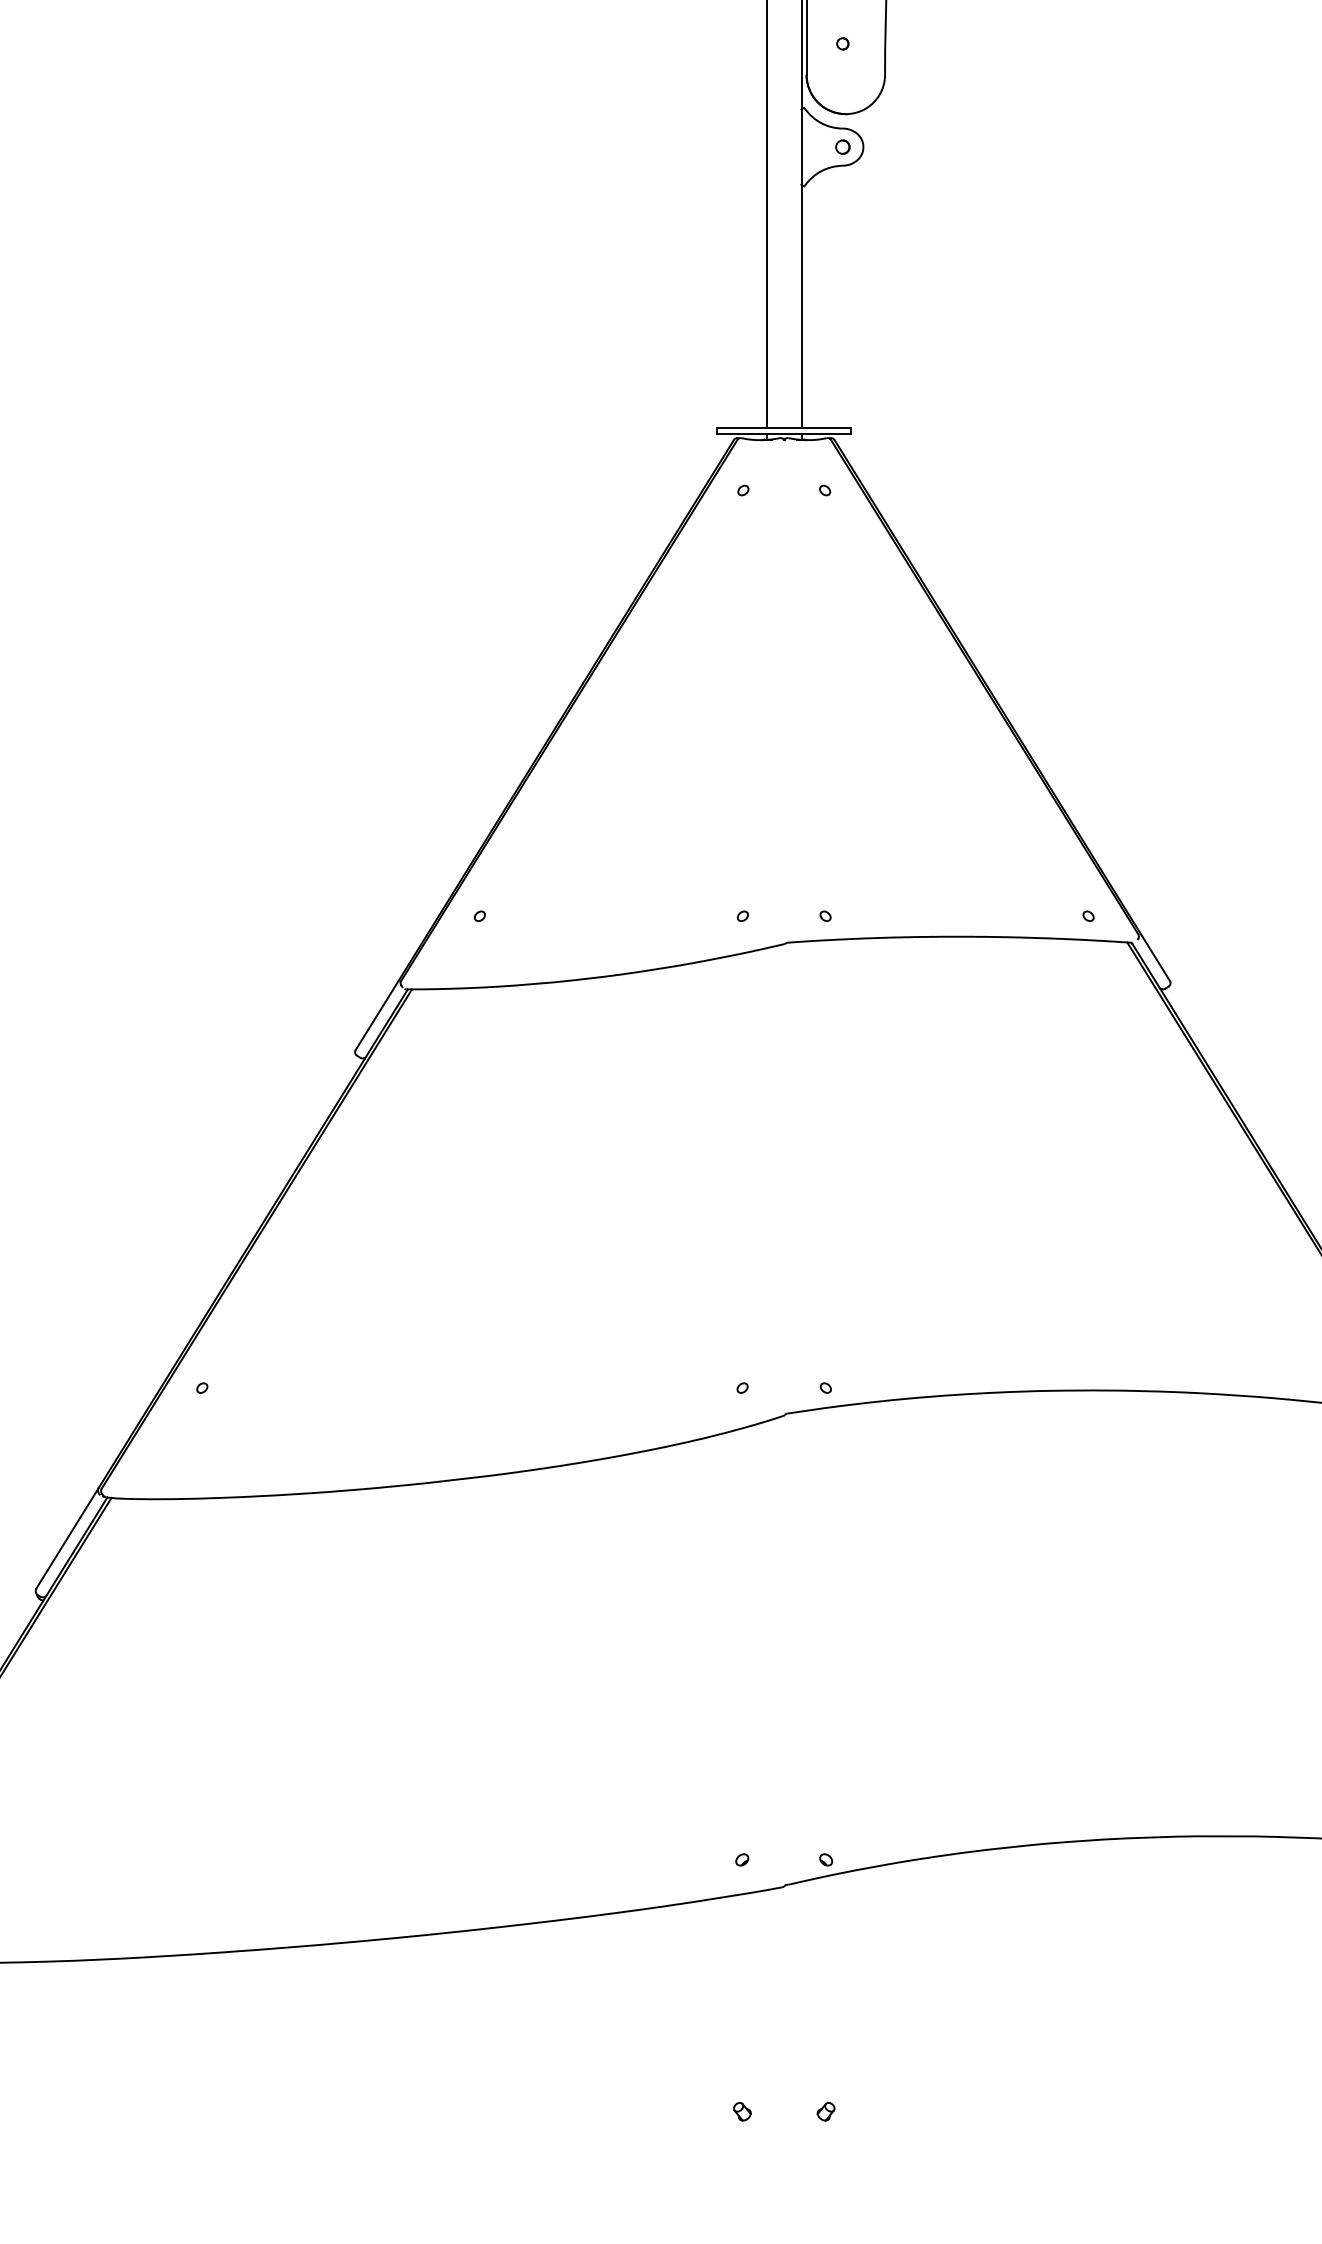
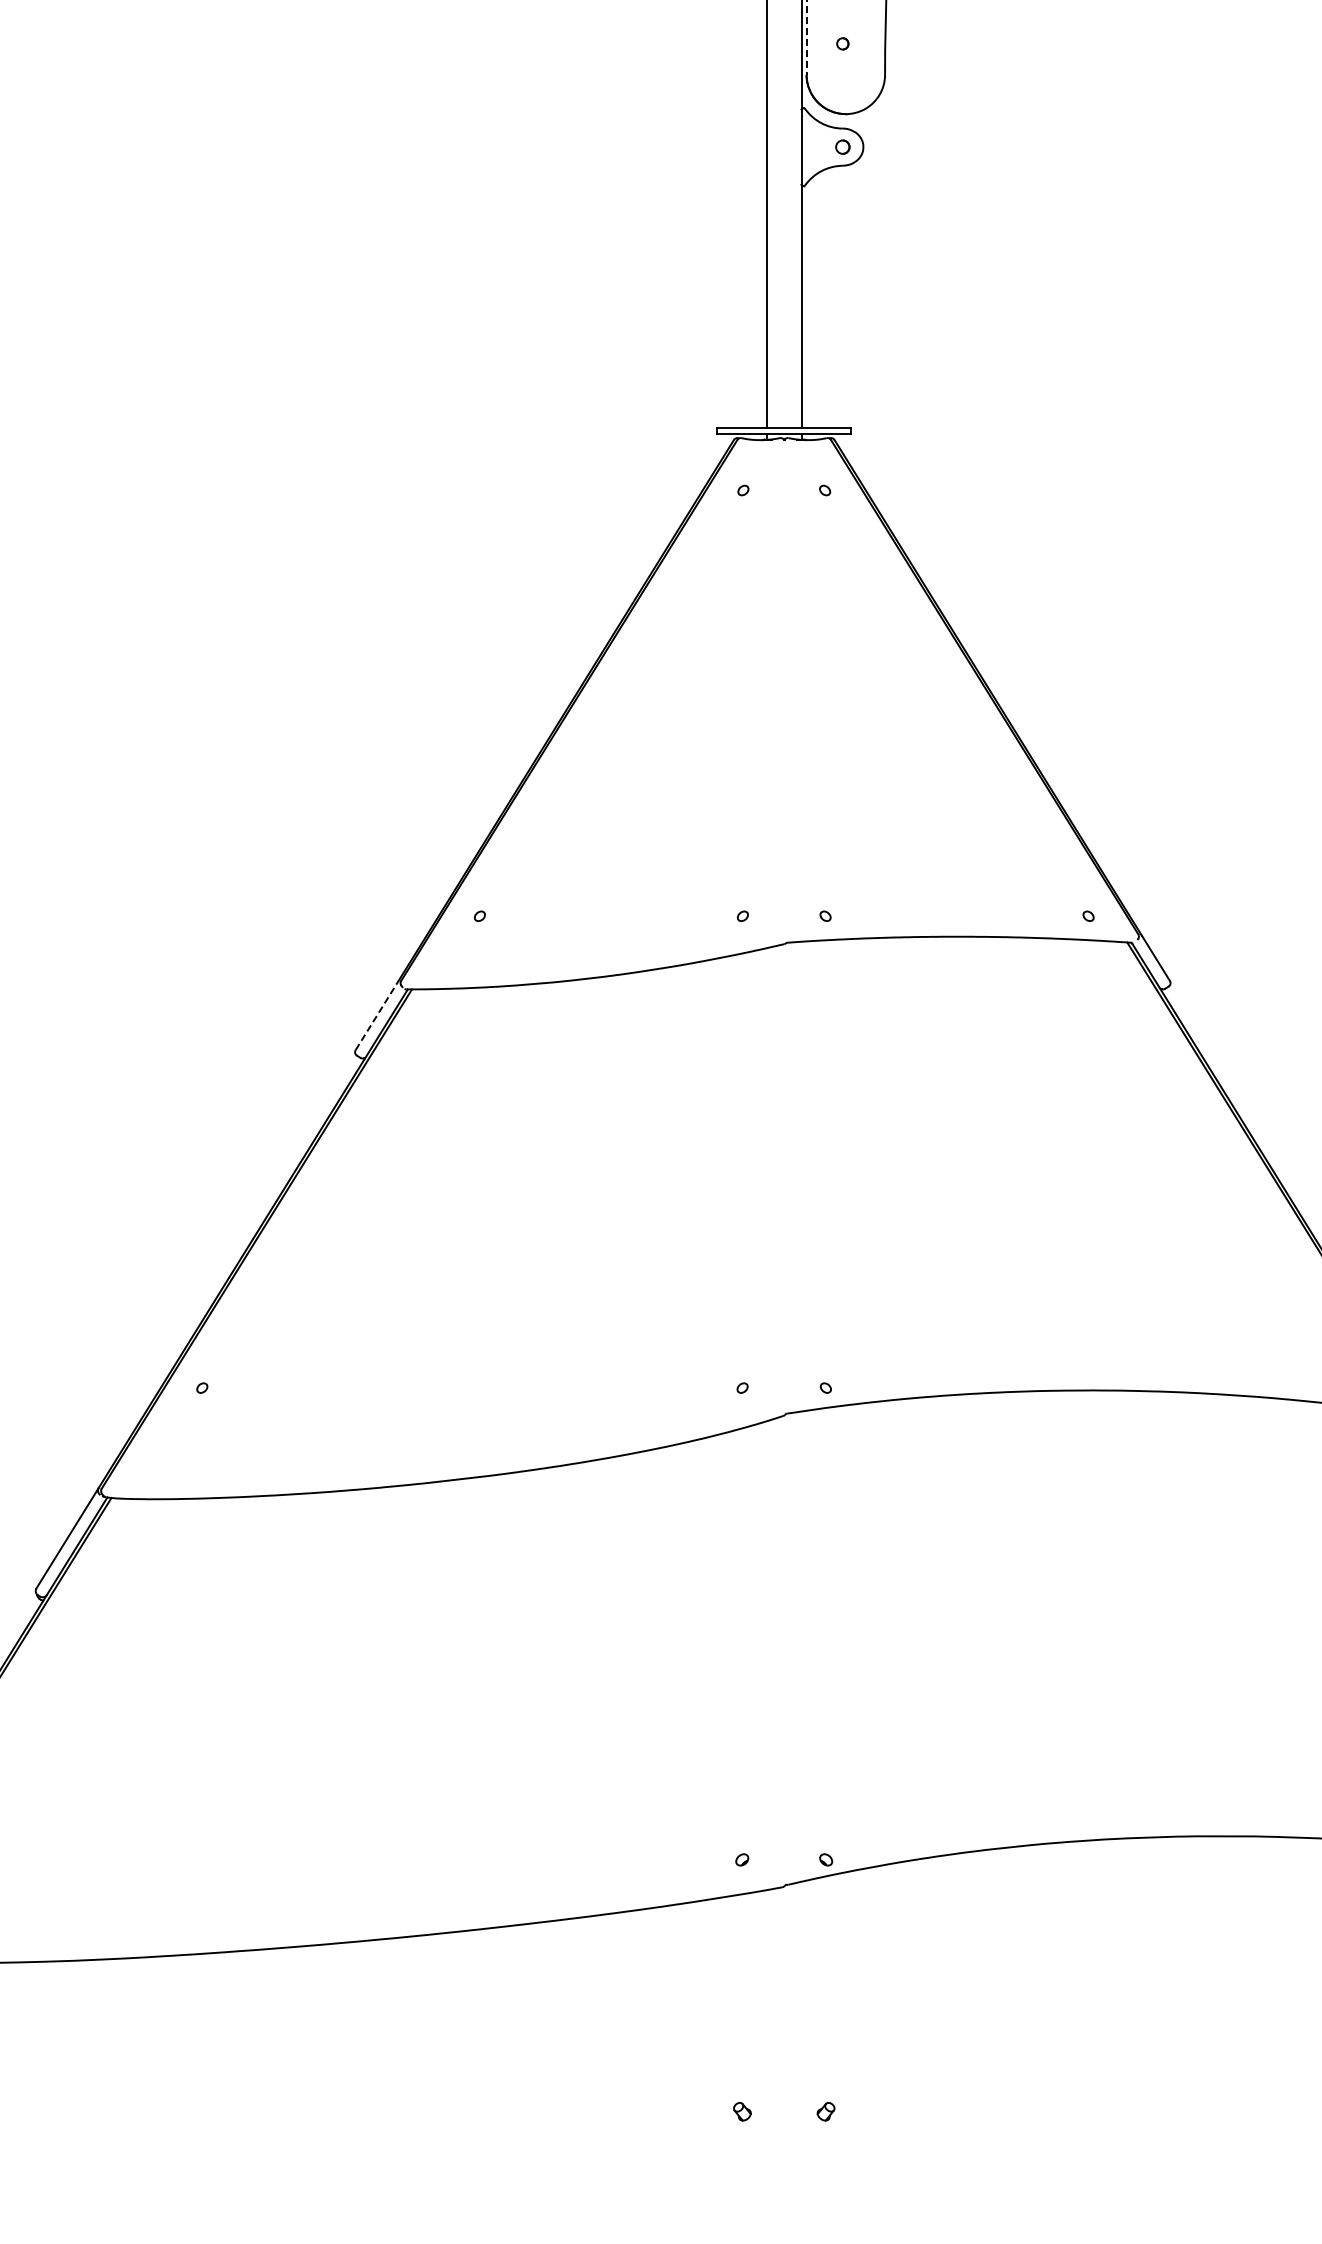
line: solid -> dashed (806, 37)
line: solid -> dashed (377, 1015)
